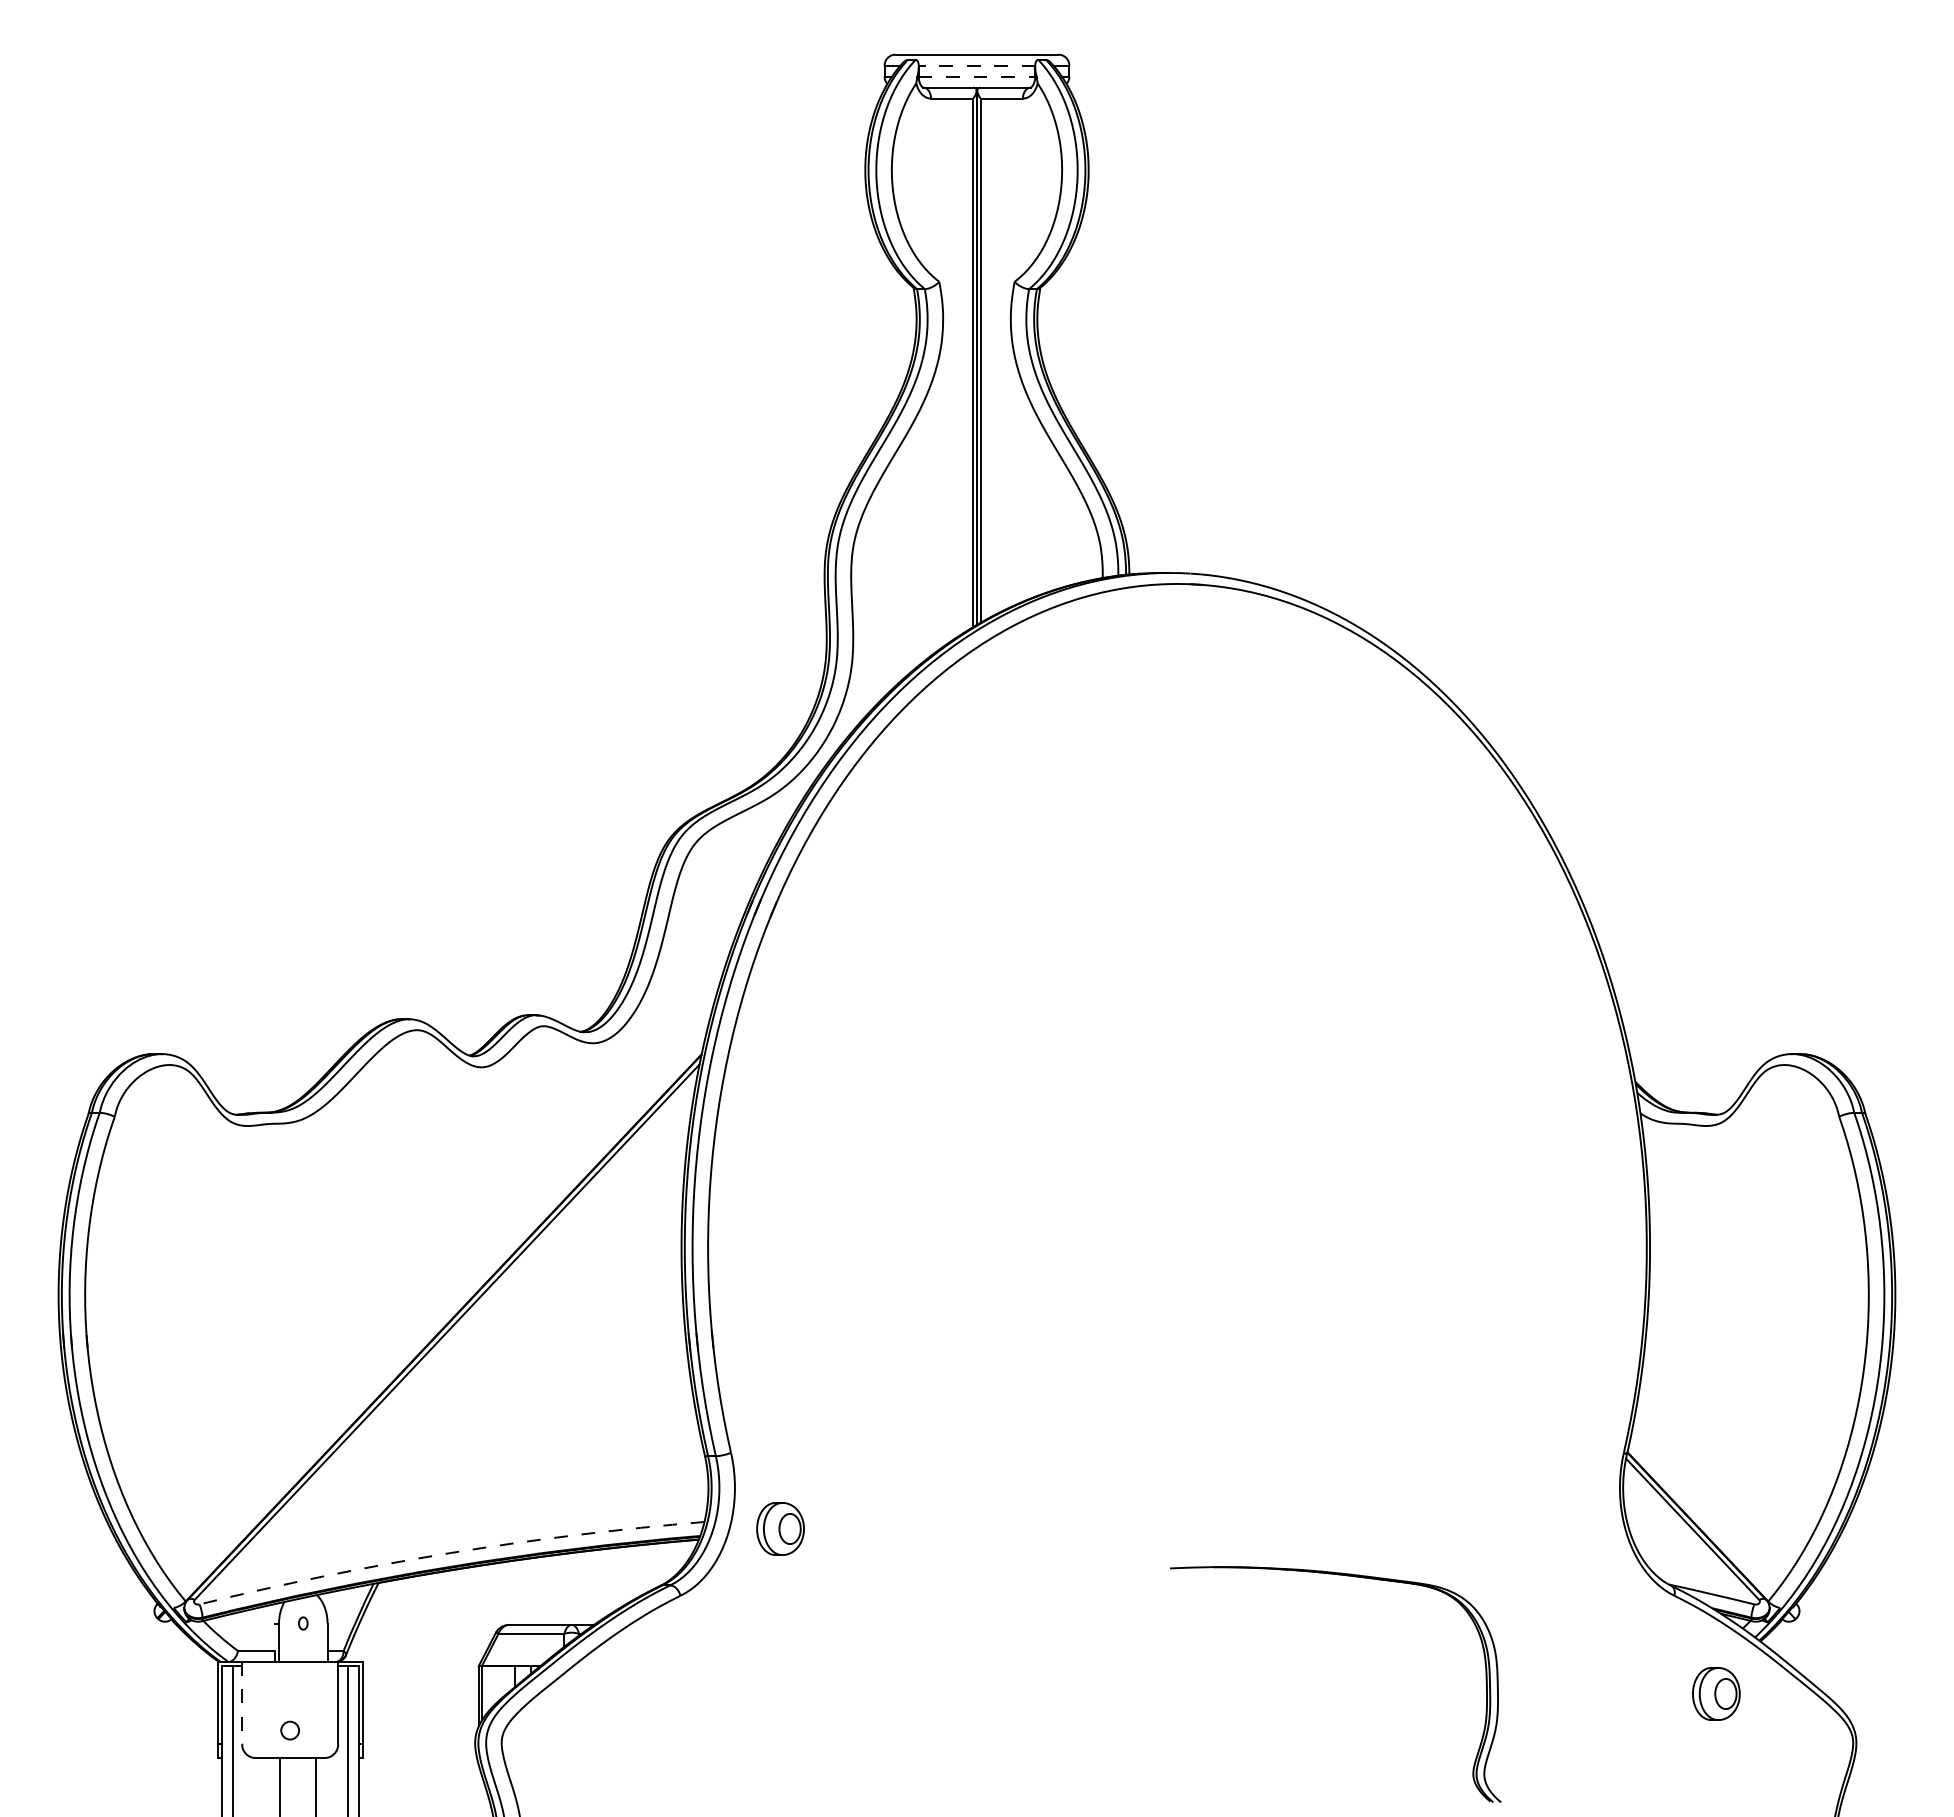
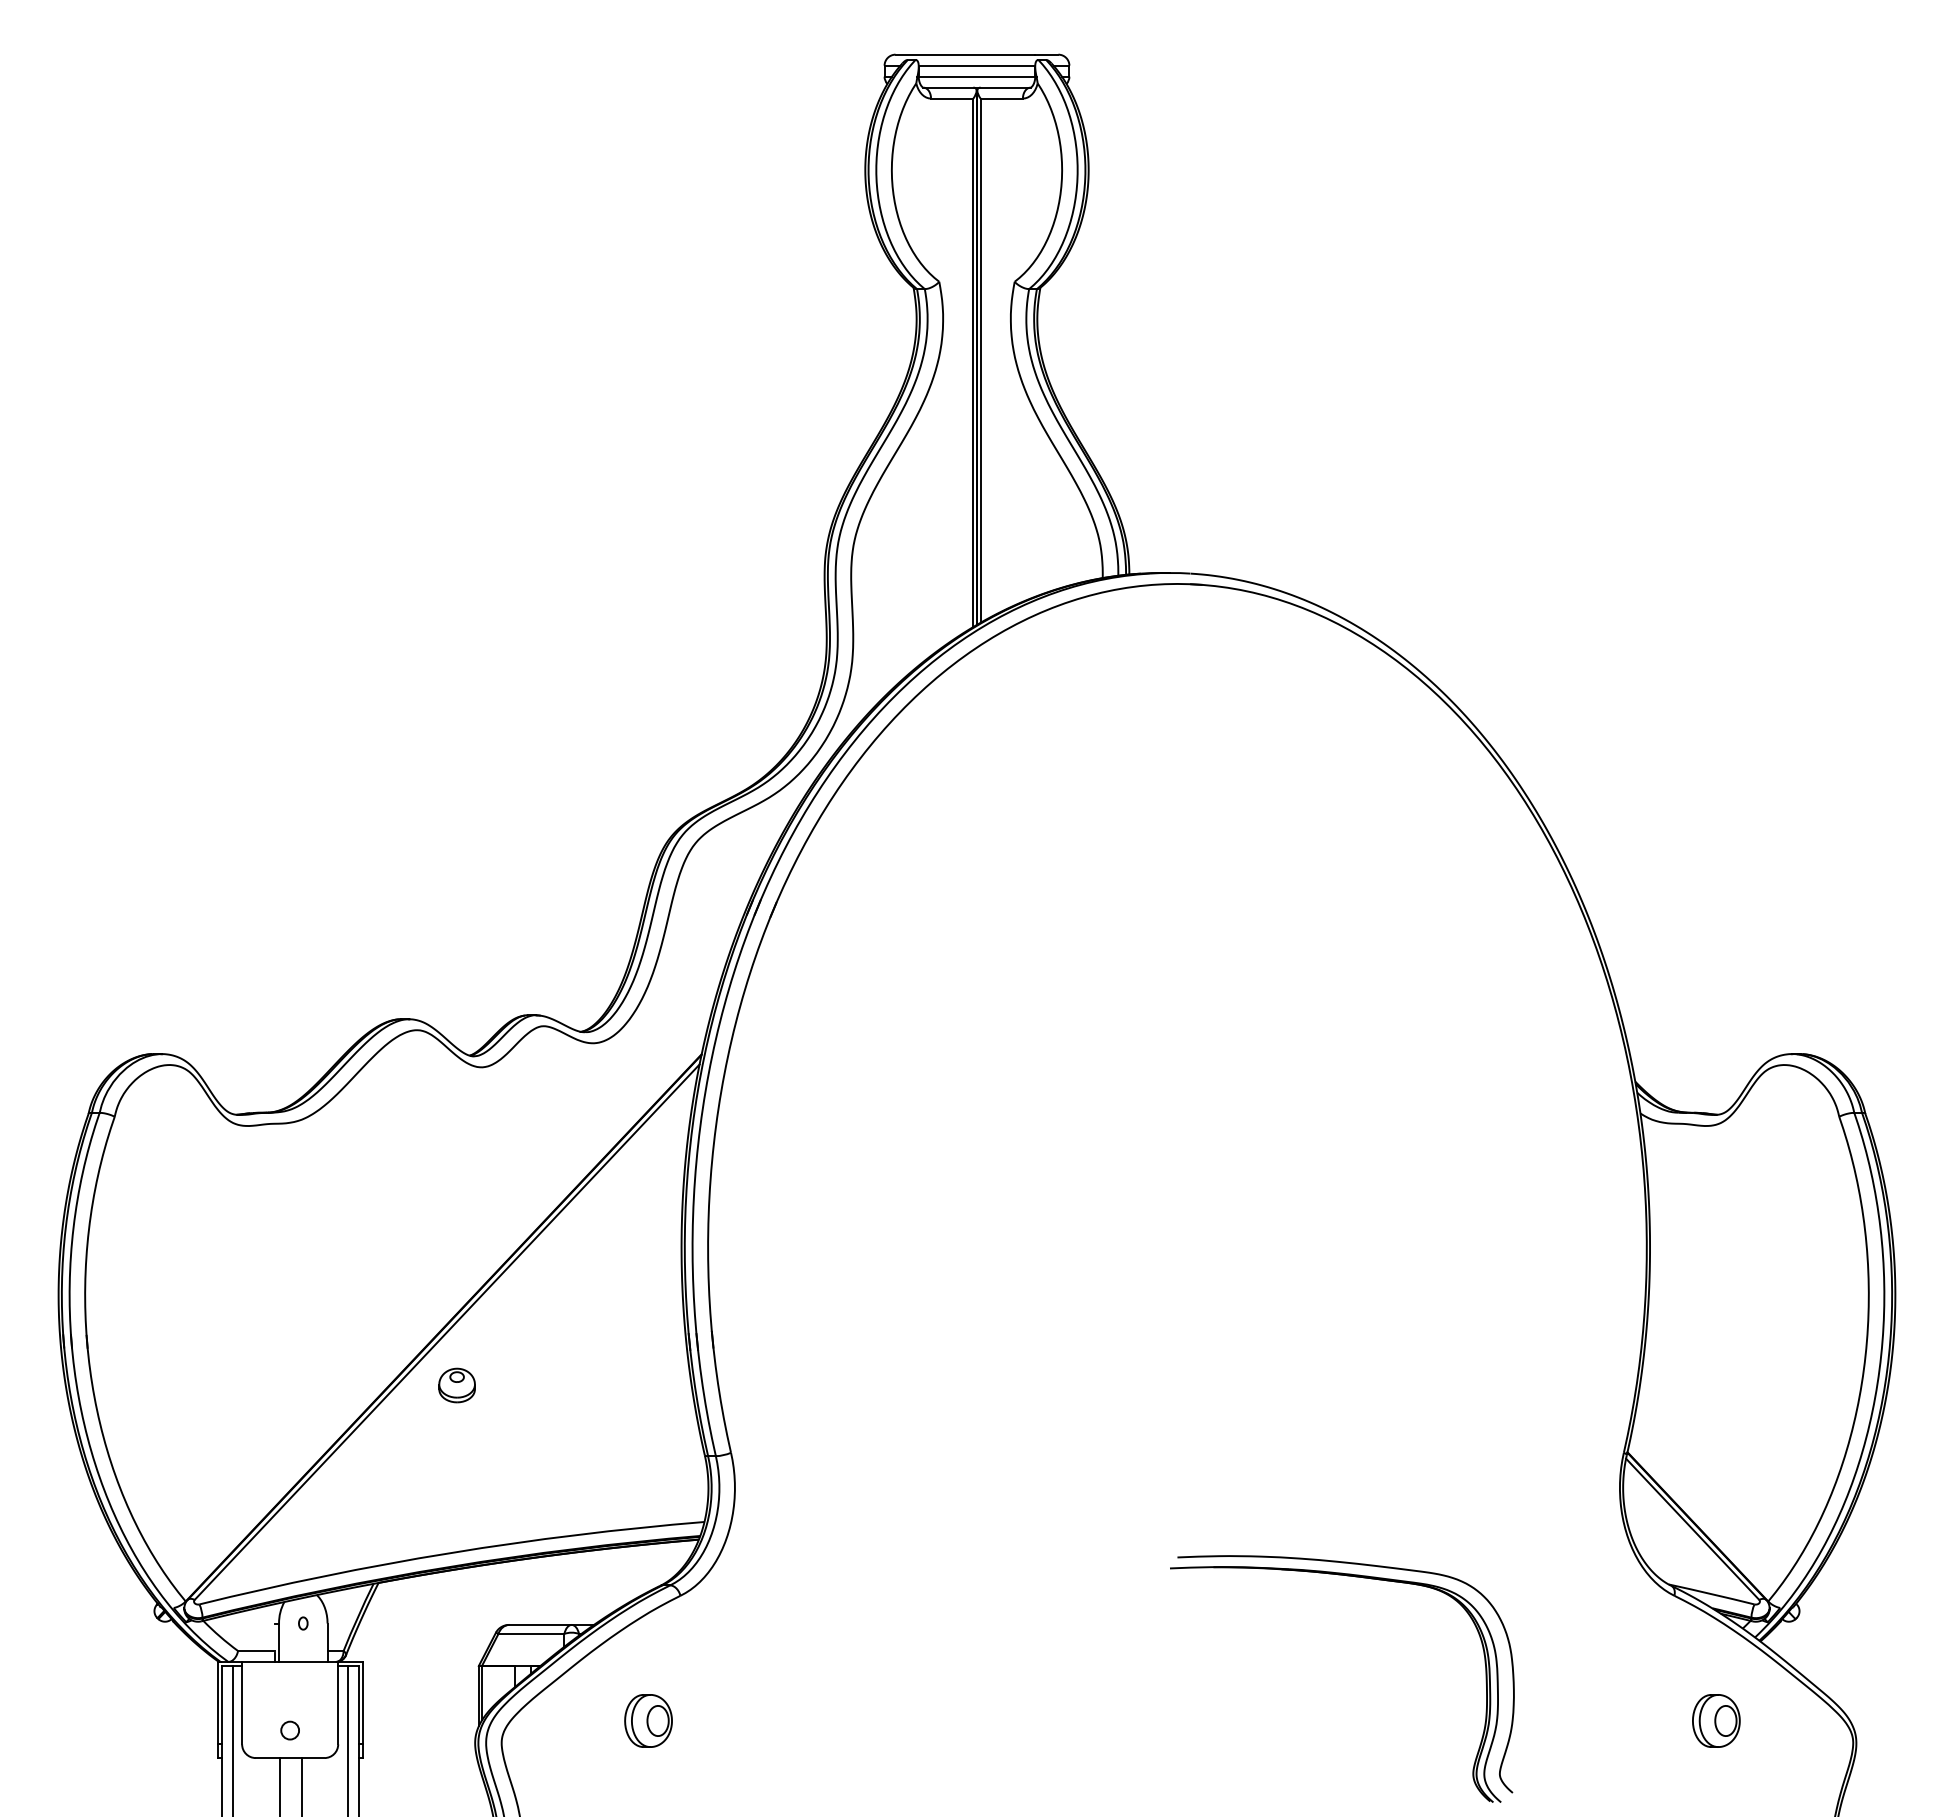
line: dashed -> solid (976, 65)
line: dashed -> solid (977, 76)
part: none -> present (456, 1385)
part position: (780, 1528) -> (648, 1720) (648, 1720)
arc: dashed -> solid (450, 1553)
curve: none -> present (1360, 1565)
part position: (1716, 1693) -> (1716, 1720) (1716, 1720)
line: dashed -> solid (242, 1703)
line position: (315, 1785) -> (301, 1785) (301, 1785)
